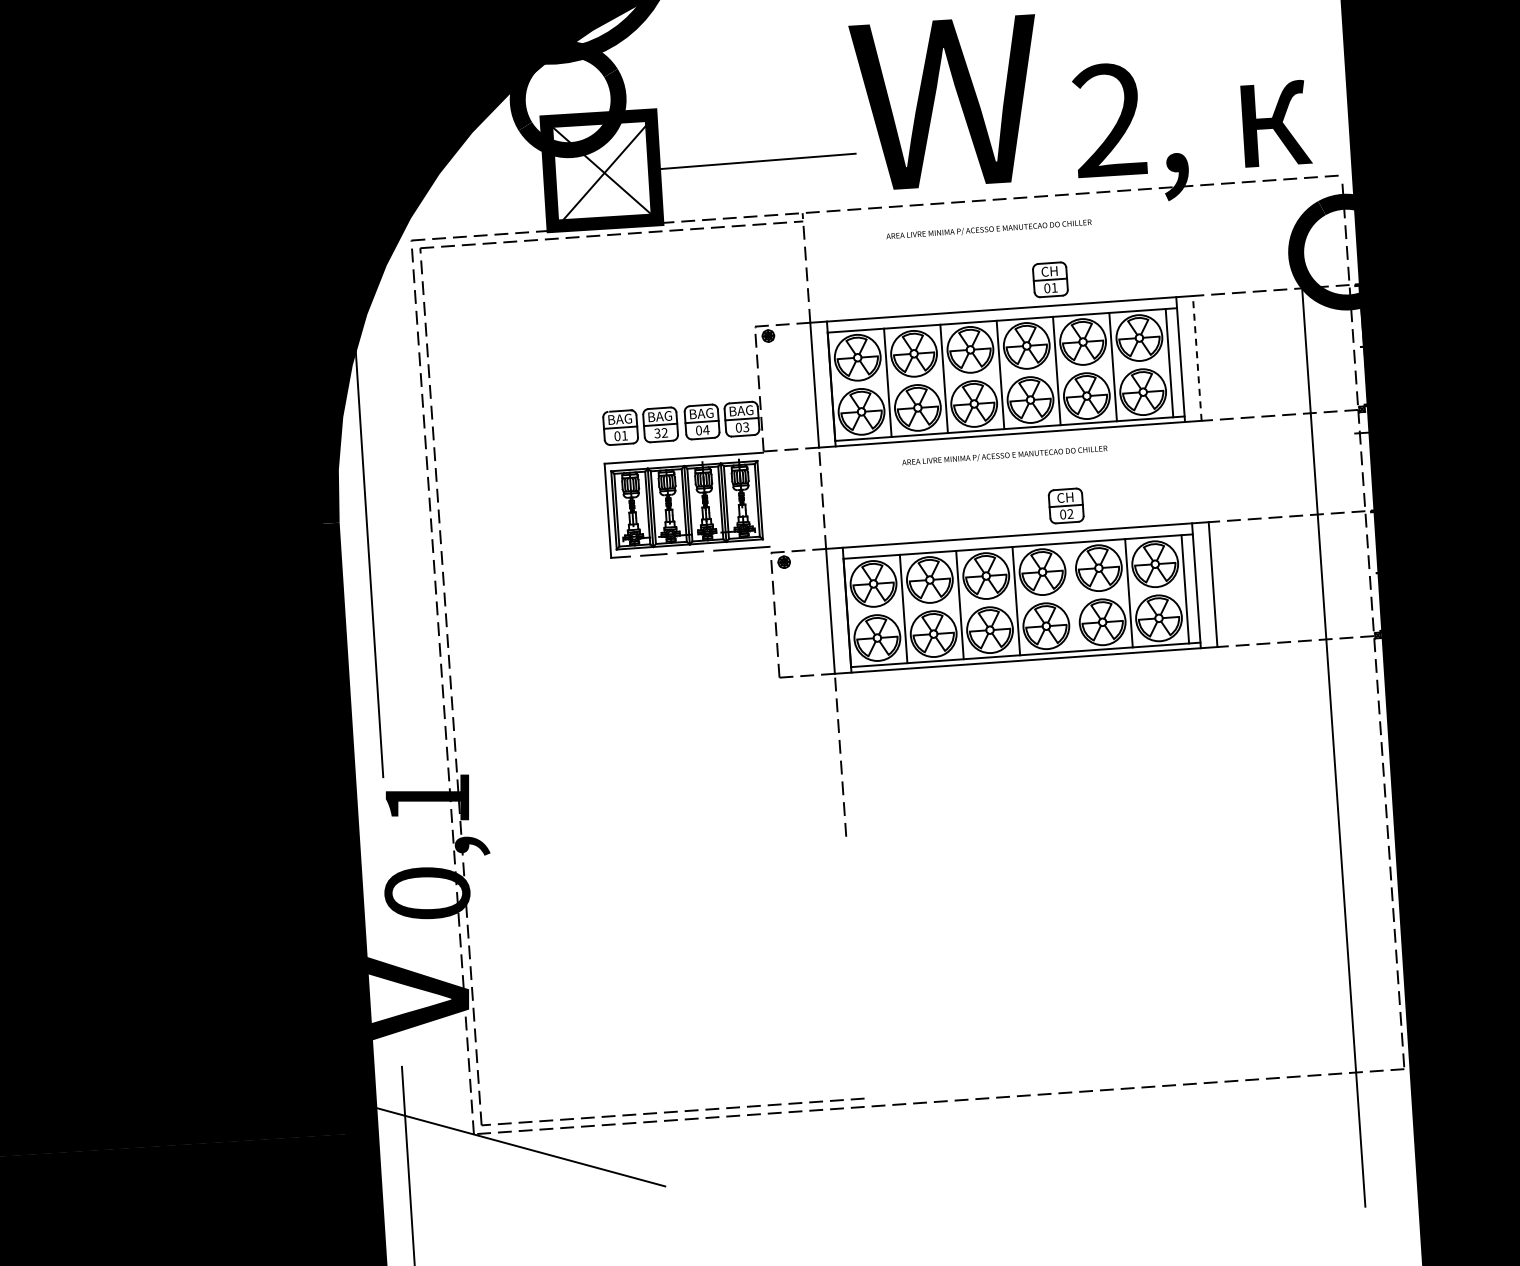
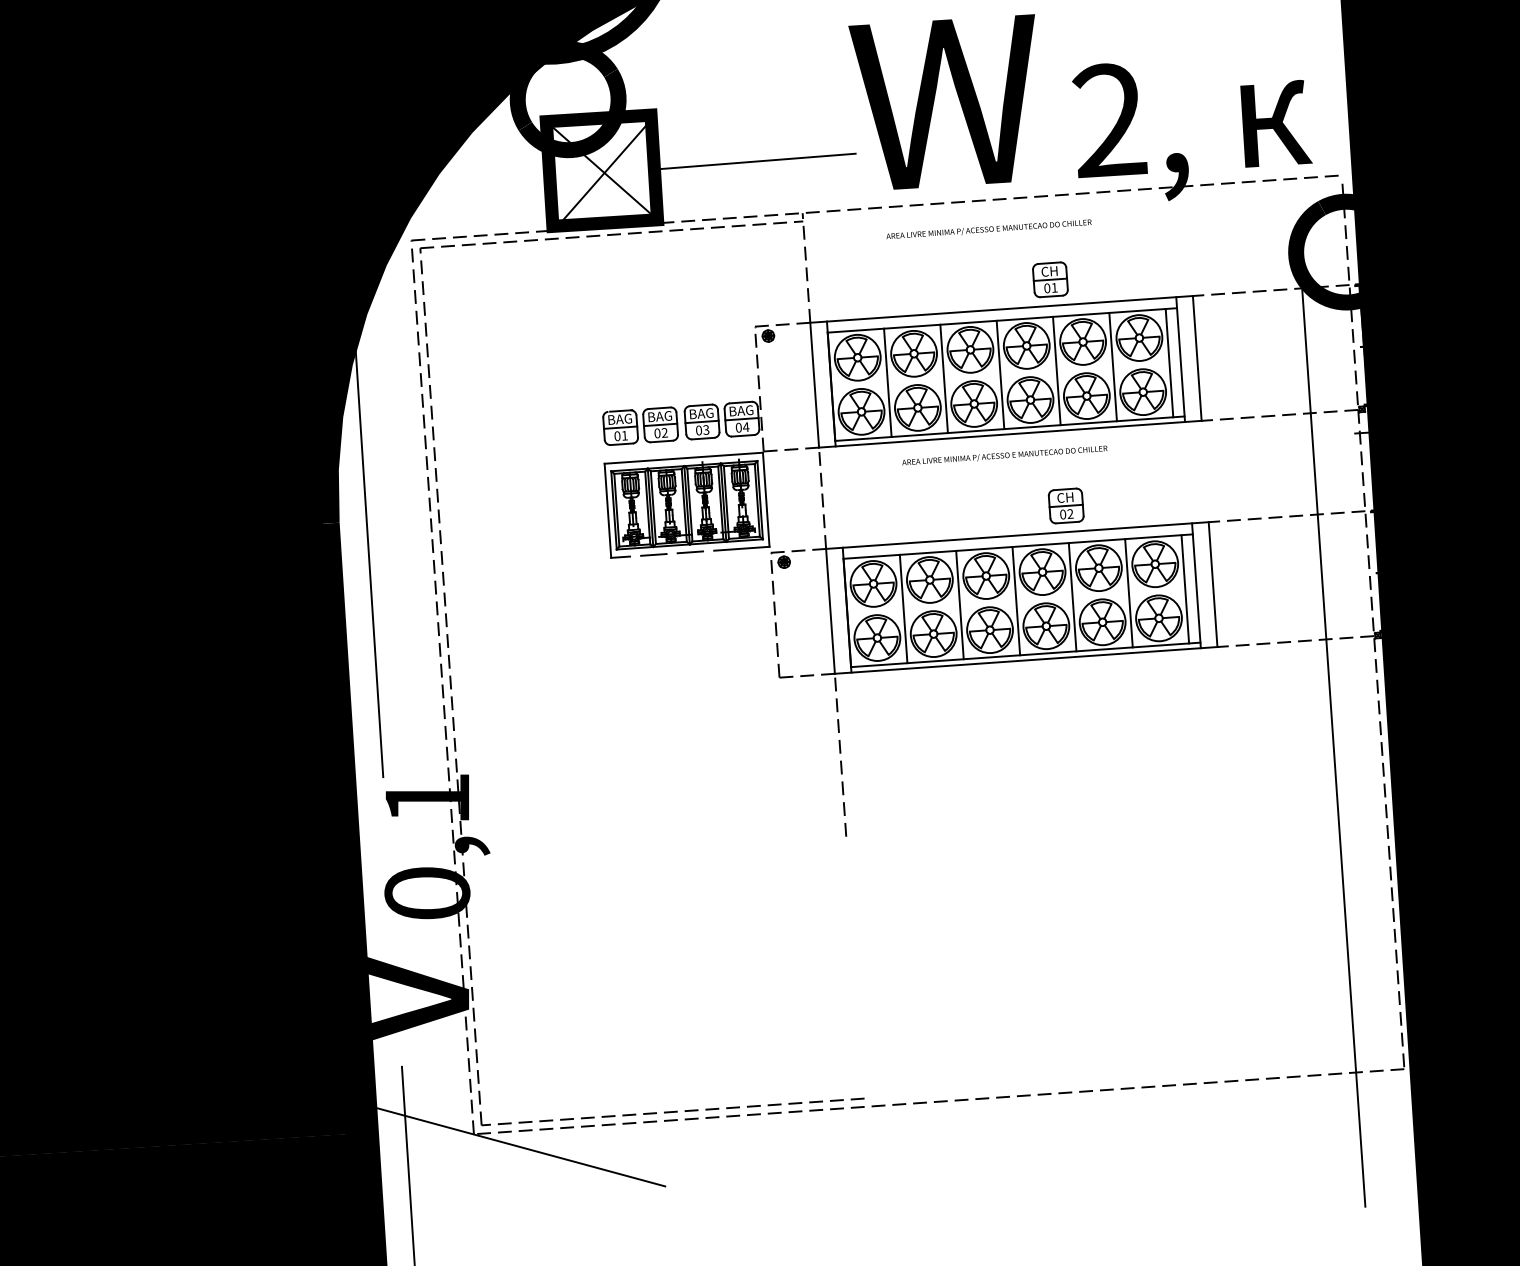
line: dashed -> solid (1197, 358)
text: 03 -> 04 (746, 427)
text: 04 -> 03 (706, 429)
text: 32 -> 02 (657, 433)
line: none -> present (765, 499)
line: none -> present (1072, 597)
